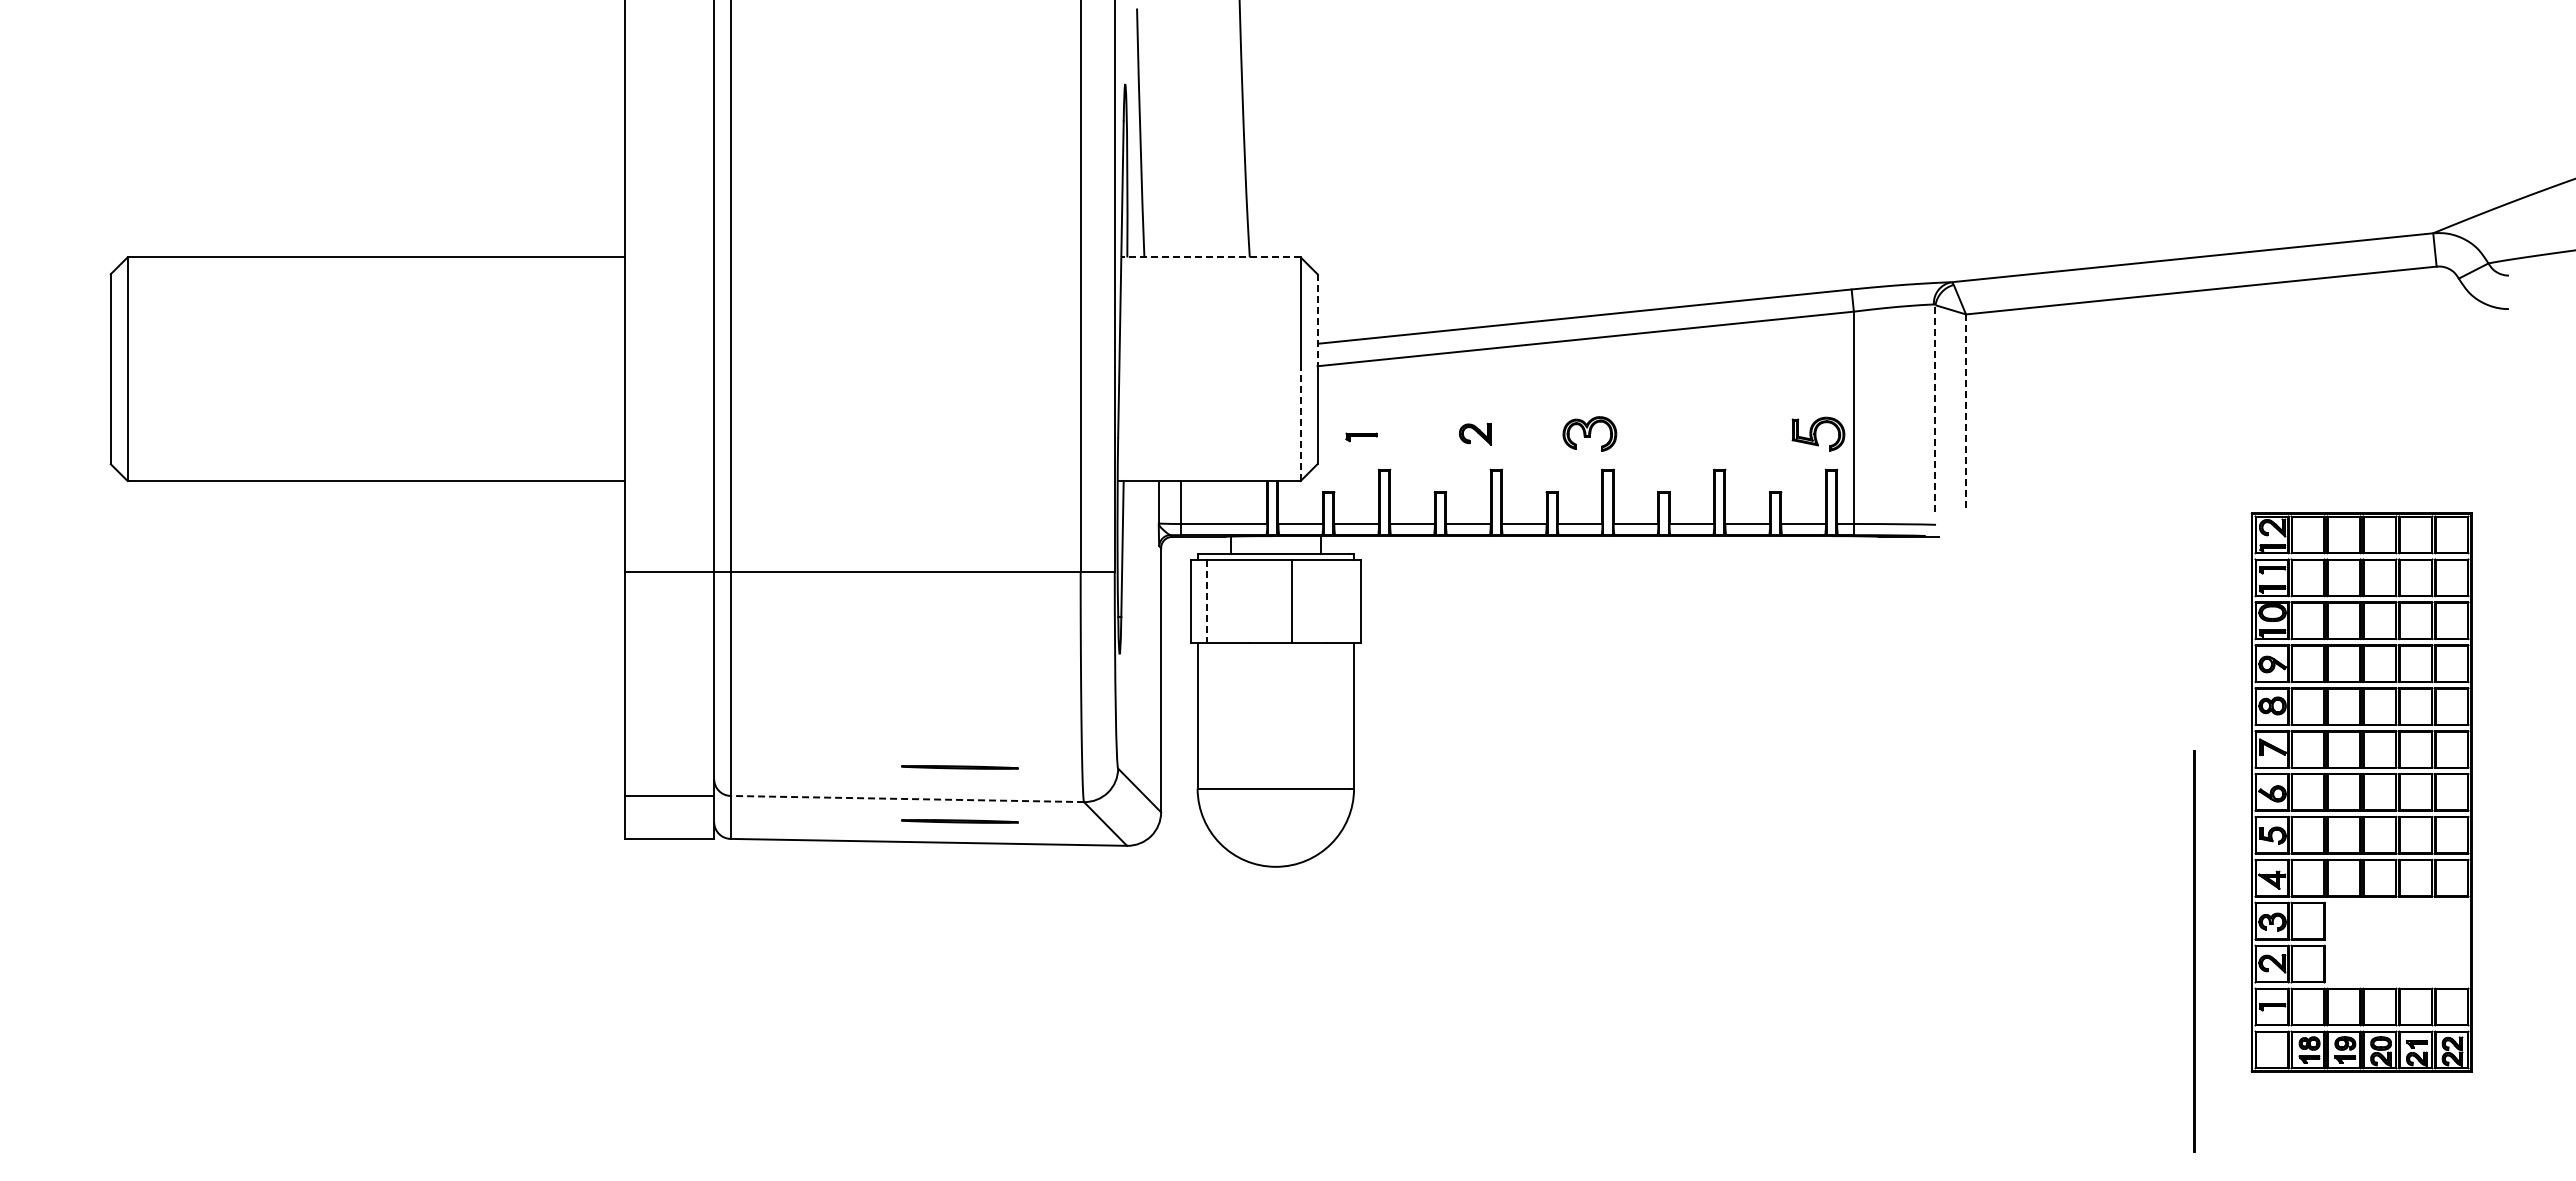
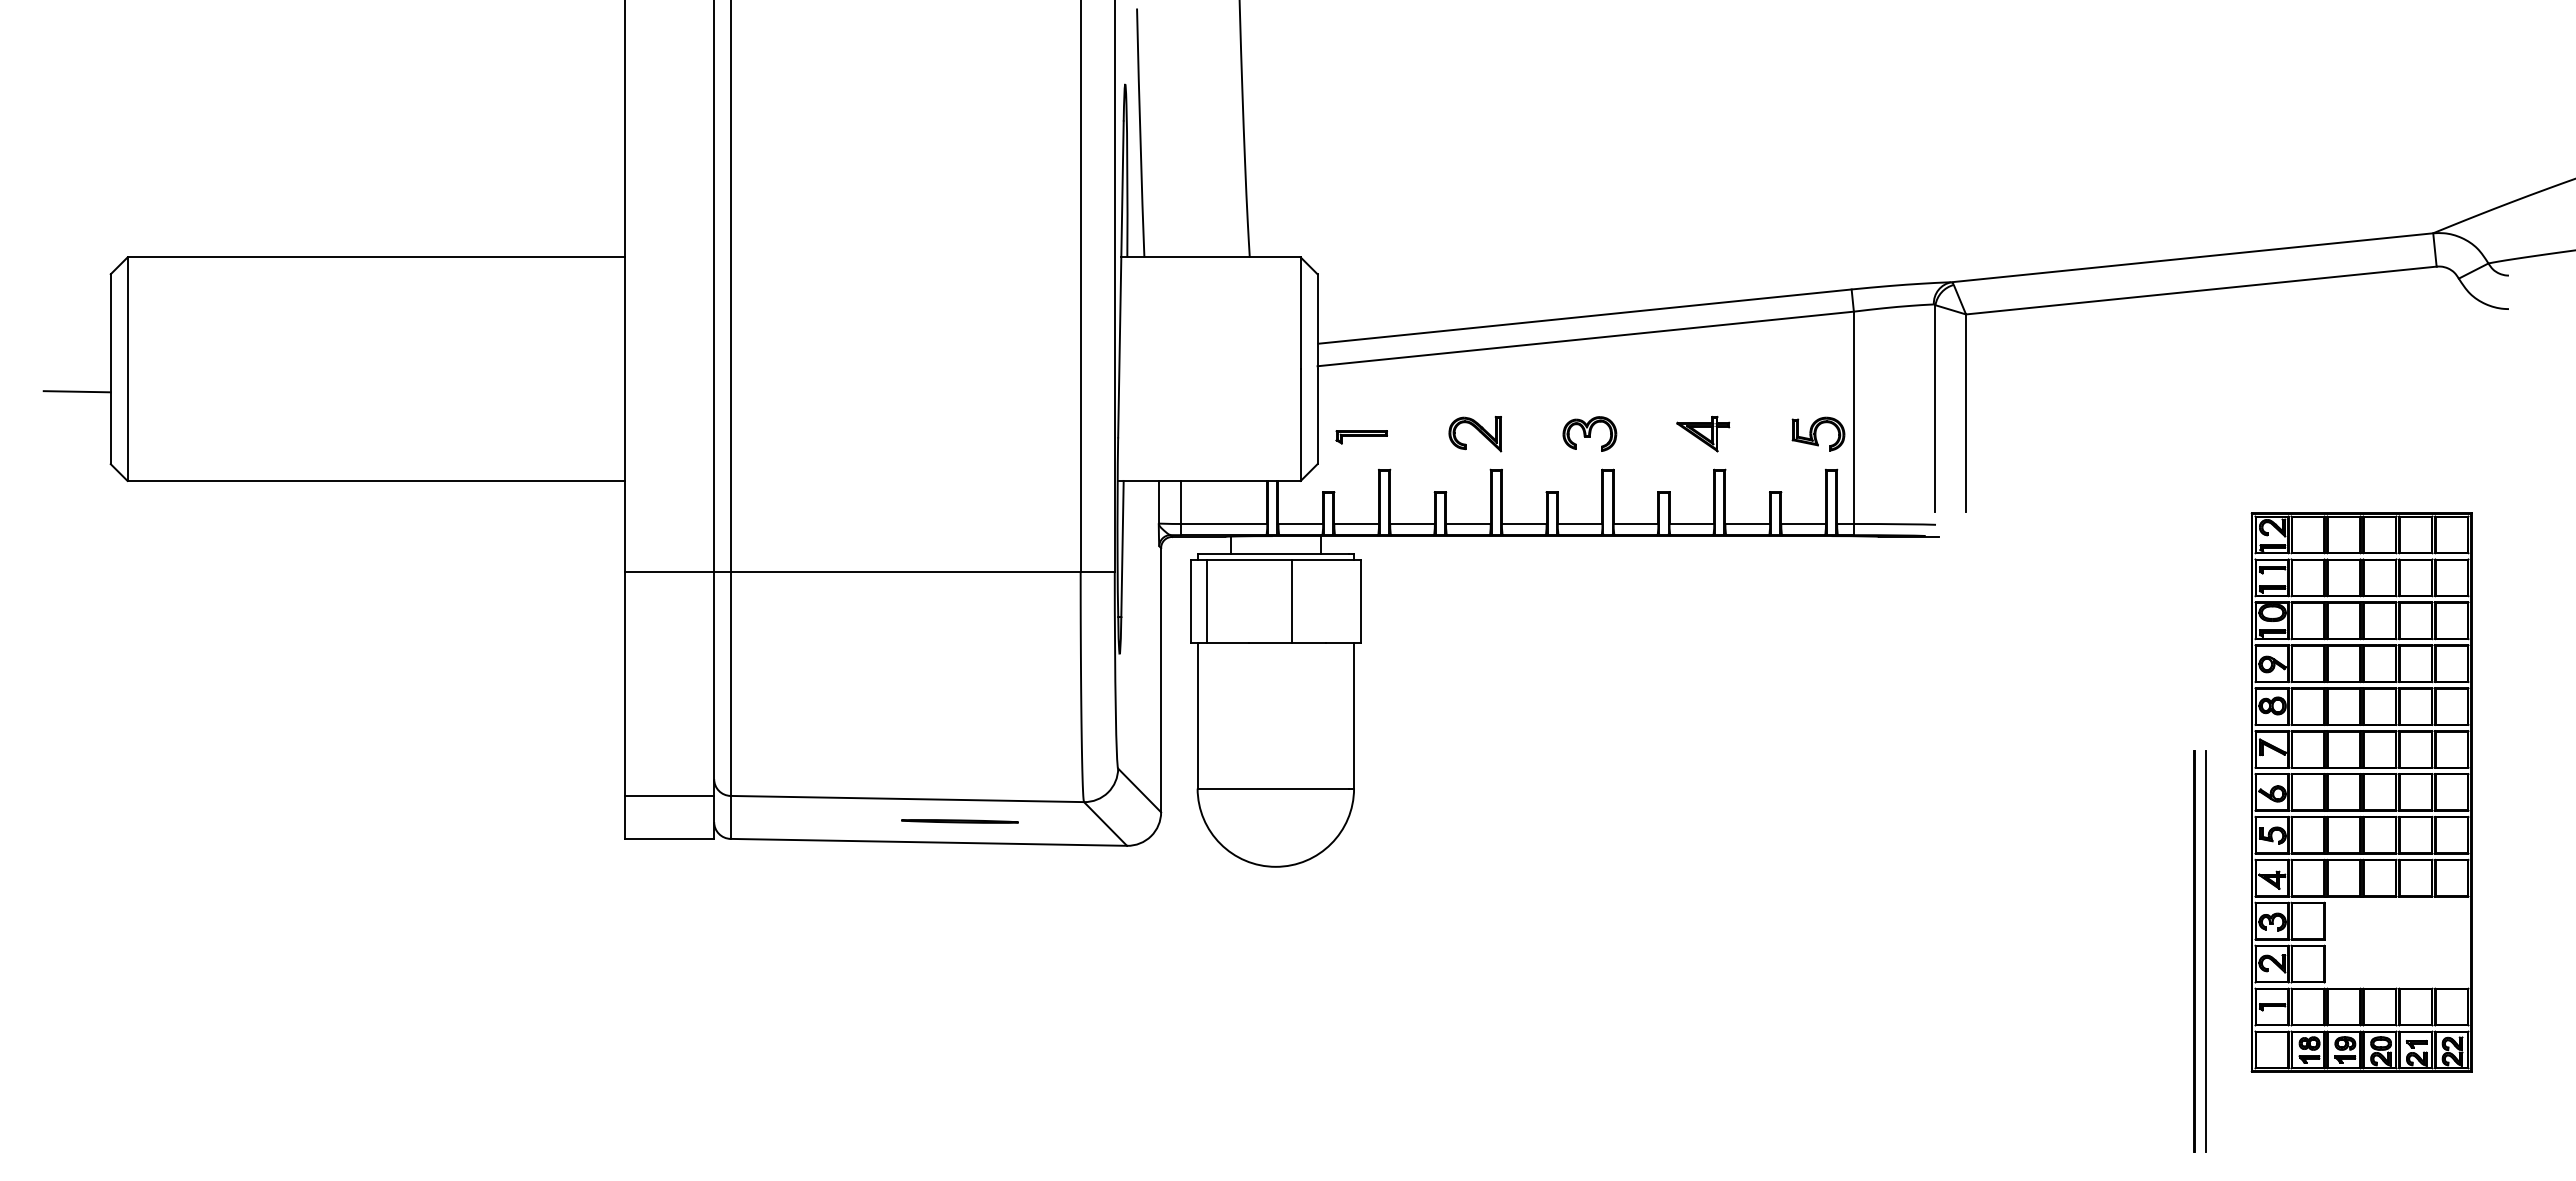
line: dashed -> solid (1211, 257)
line: dashed -> solid (1317, 322)
line: none -> present (76, 391)
line: dashed -> solid (1935, 408)
line: dashed -> solid (1966, 413)
line: dashed -> solid (1300, 425)
part size: 33x24 px -> 55x37 px (1475, 434)
part: none -> present (1703, 434)
part size: 33x11 px -> 53x15 px (1361, 437)
line: dashed -> solid (1206, 601)
part: present -> none (959, 767)
line: dashed -> solid (907, 799)
line: none -> present (2206, 951)
